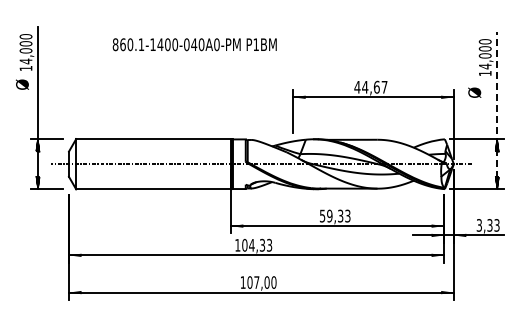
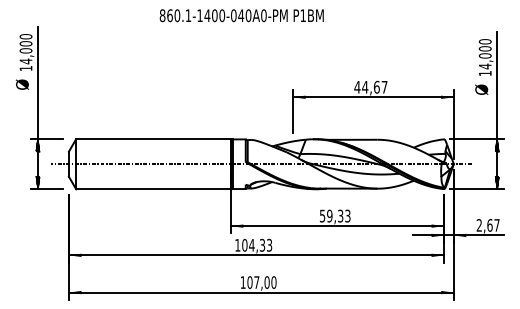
text position: (194, 44) -> (241, 15) (241, 15)
text position: (474, 92) -> (481, 89) (481, 89)
line: dashed -> solid (497, 110)
text: 3,33 -> 2,67 (487, 225)
